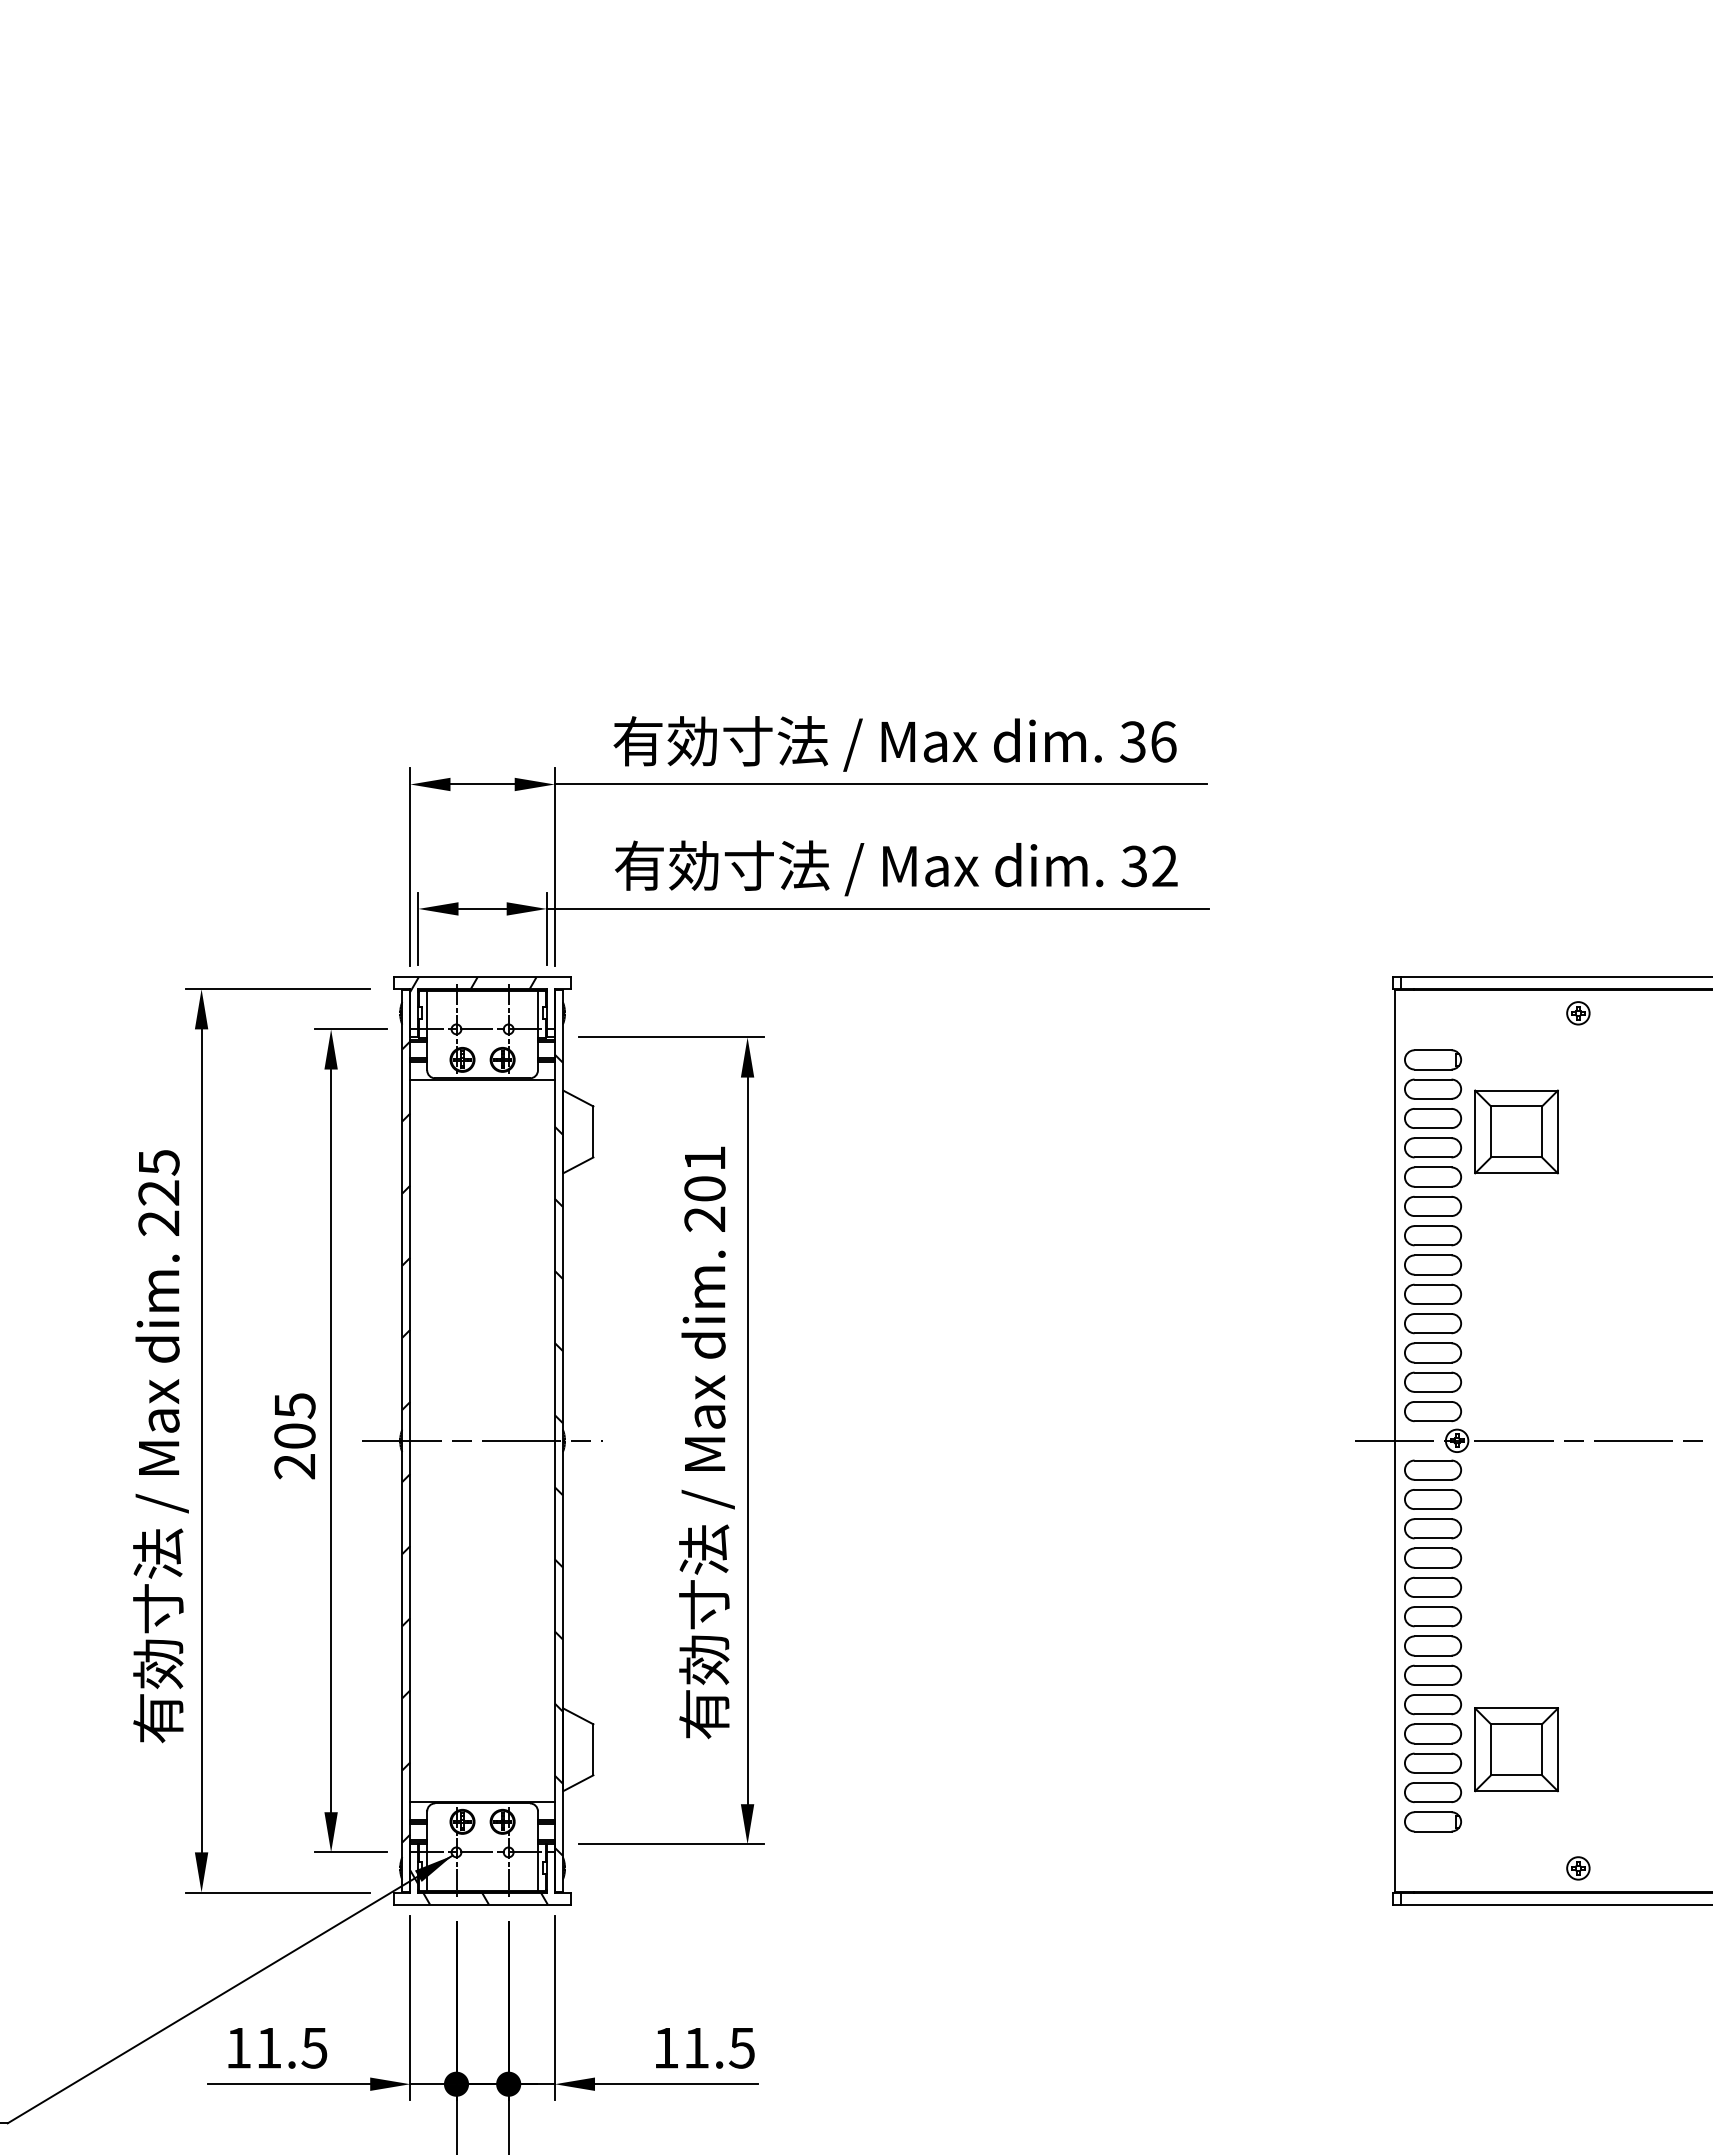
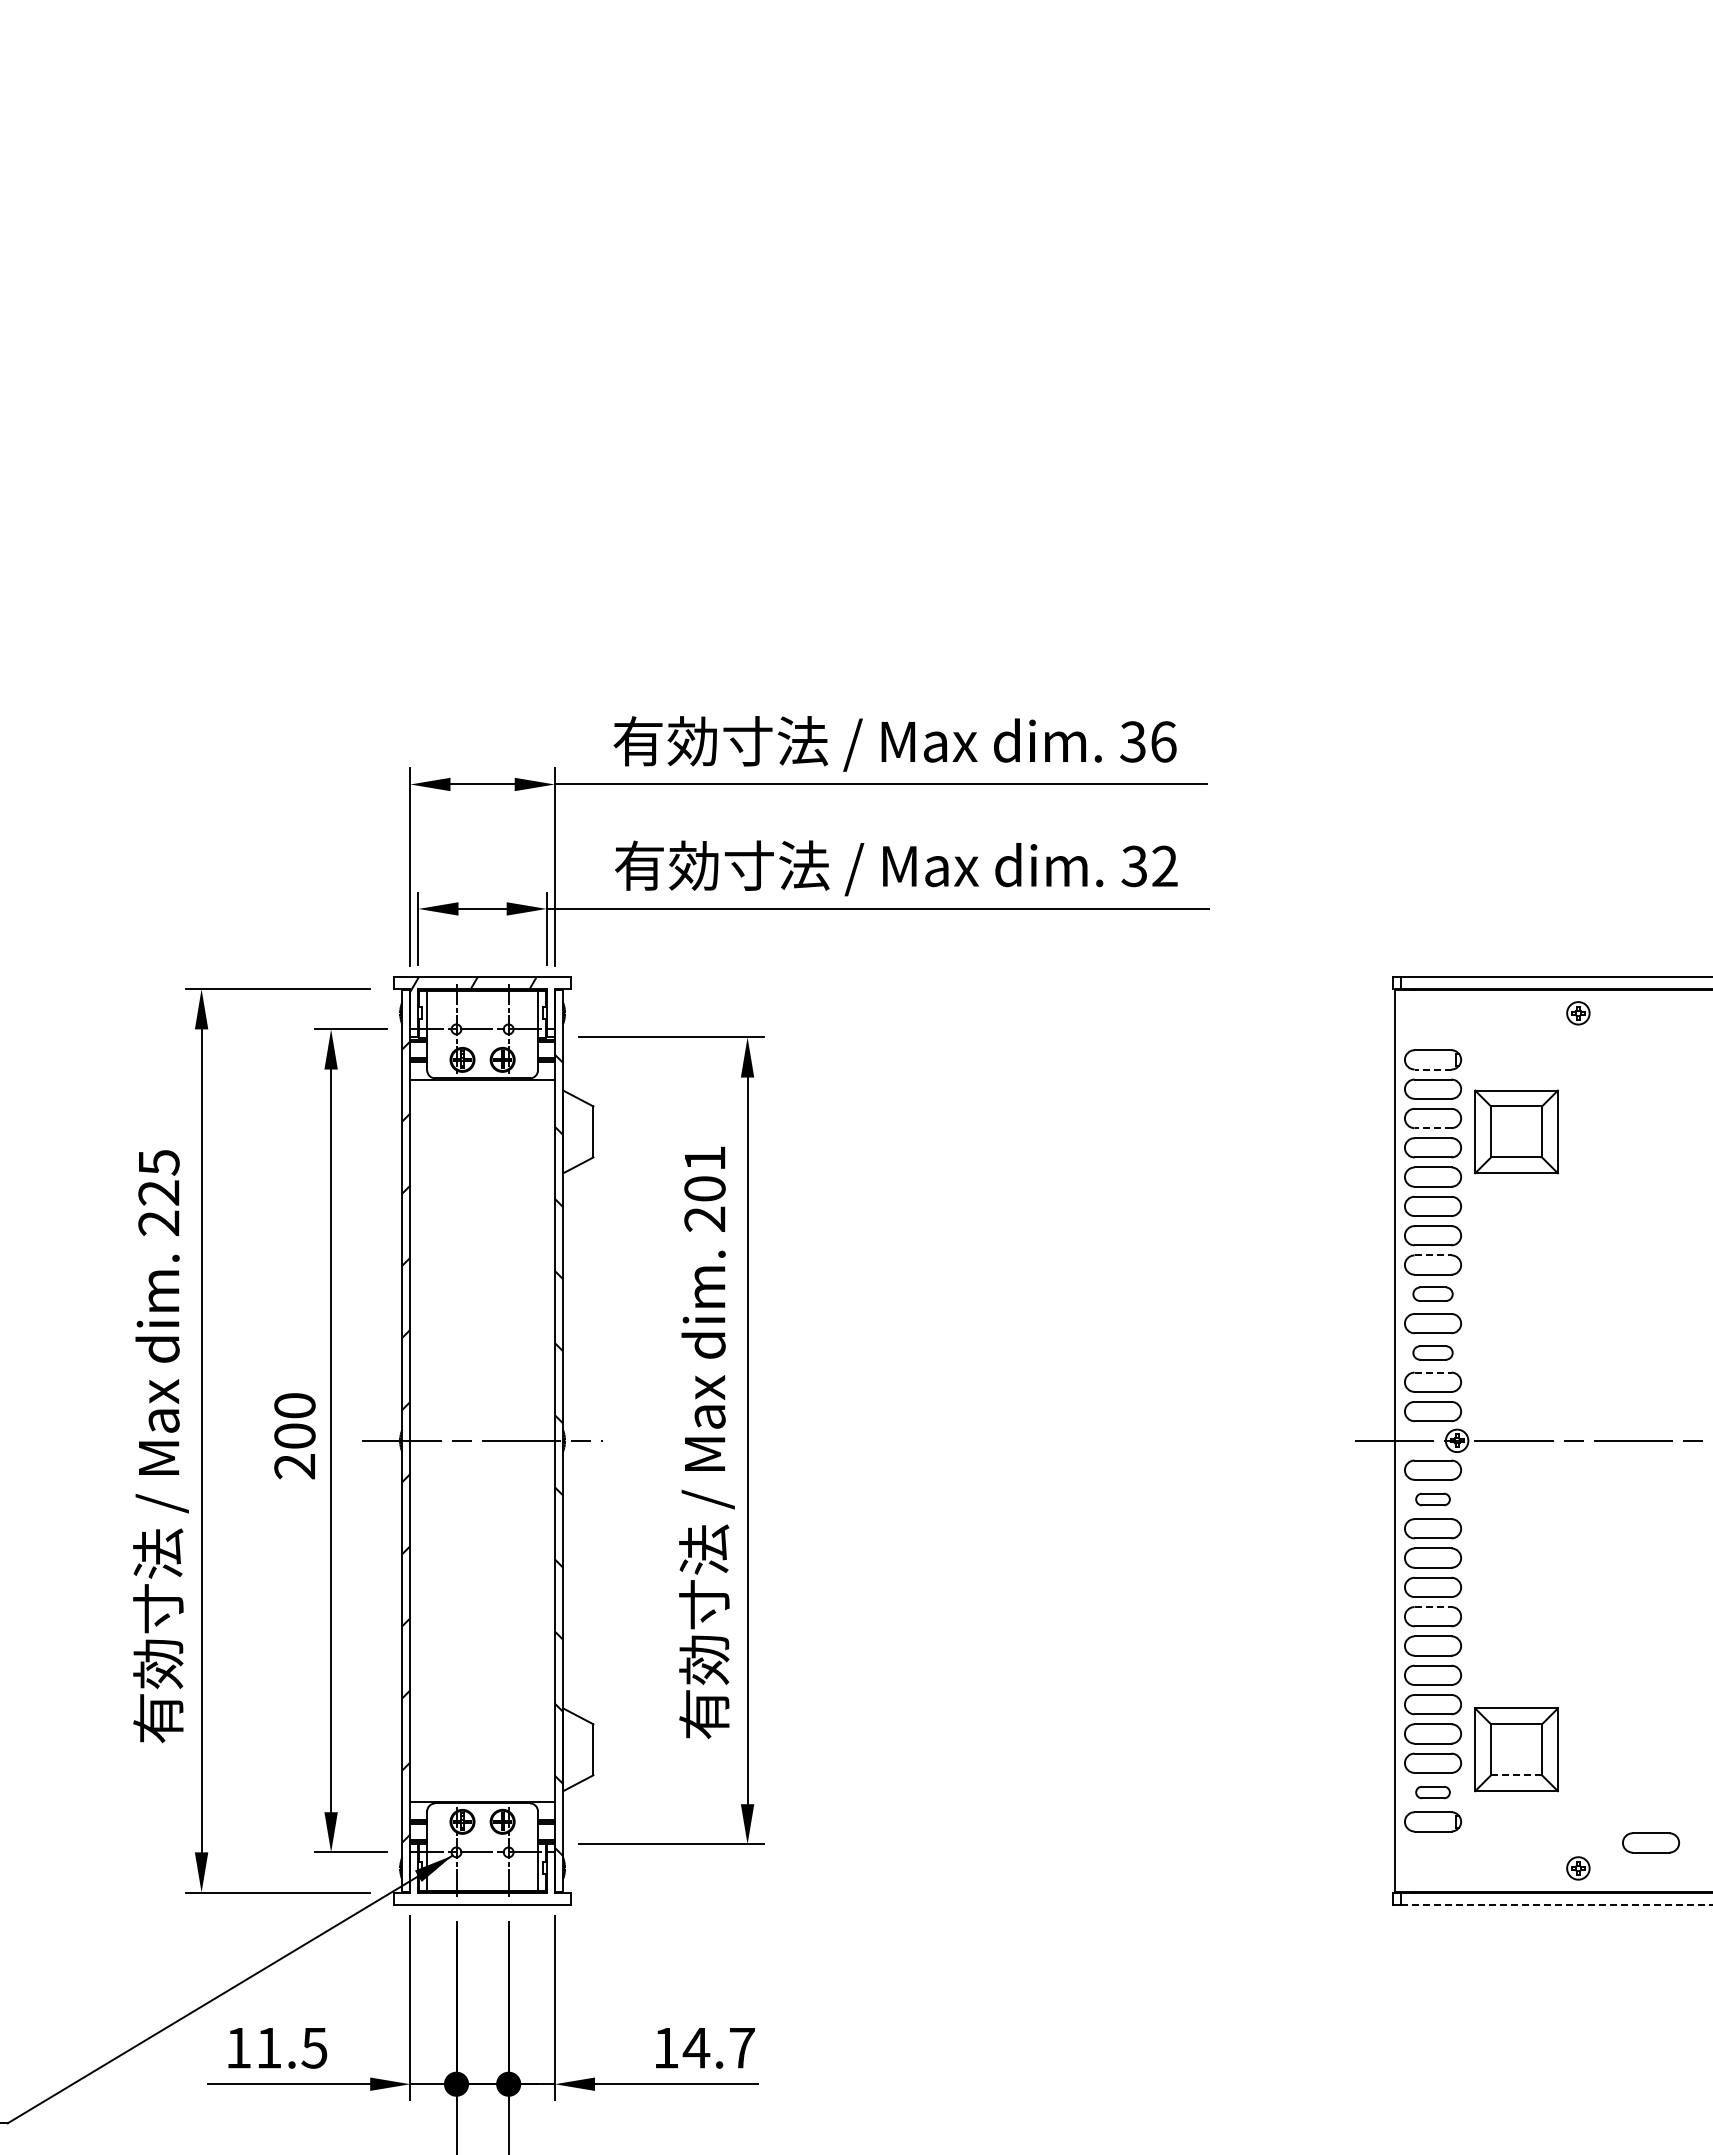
line: solid -> dashed (1432, 1069)
line: solid -> dashed (1432, 1128)
line: solid -> dashed (1433, 1255)
part size: 58x22 px -> 42x16 px (1432, 1293)
part size: 58x22 px -> 42x16 px (1432, 1352)
line: solid -> dashed (1433, 1372)
text: 205 -> 200 (294, 1406)
part size: 58x21 px -> 36x15 px (1432, 1499)
line: solid -> dashed (1433, 1607)
line: solid -> dashed (1516, 1775)
part size: 58x21 px -> 36x15 px (1432, 1792)
part: none -> present (1650, 1842)
hatch: present -> none (478, 1887)
line: solid -> dashed (1556, 1904)
text: 11.5 -> 14.7 (718, 2048)
